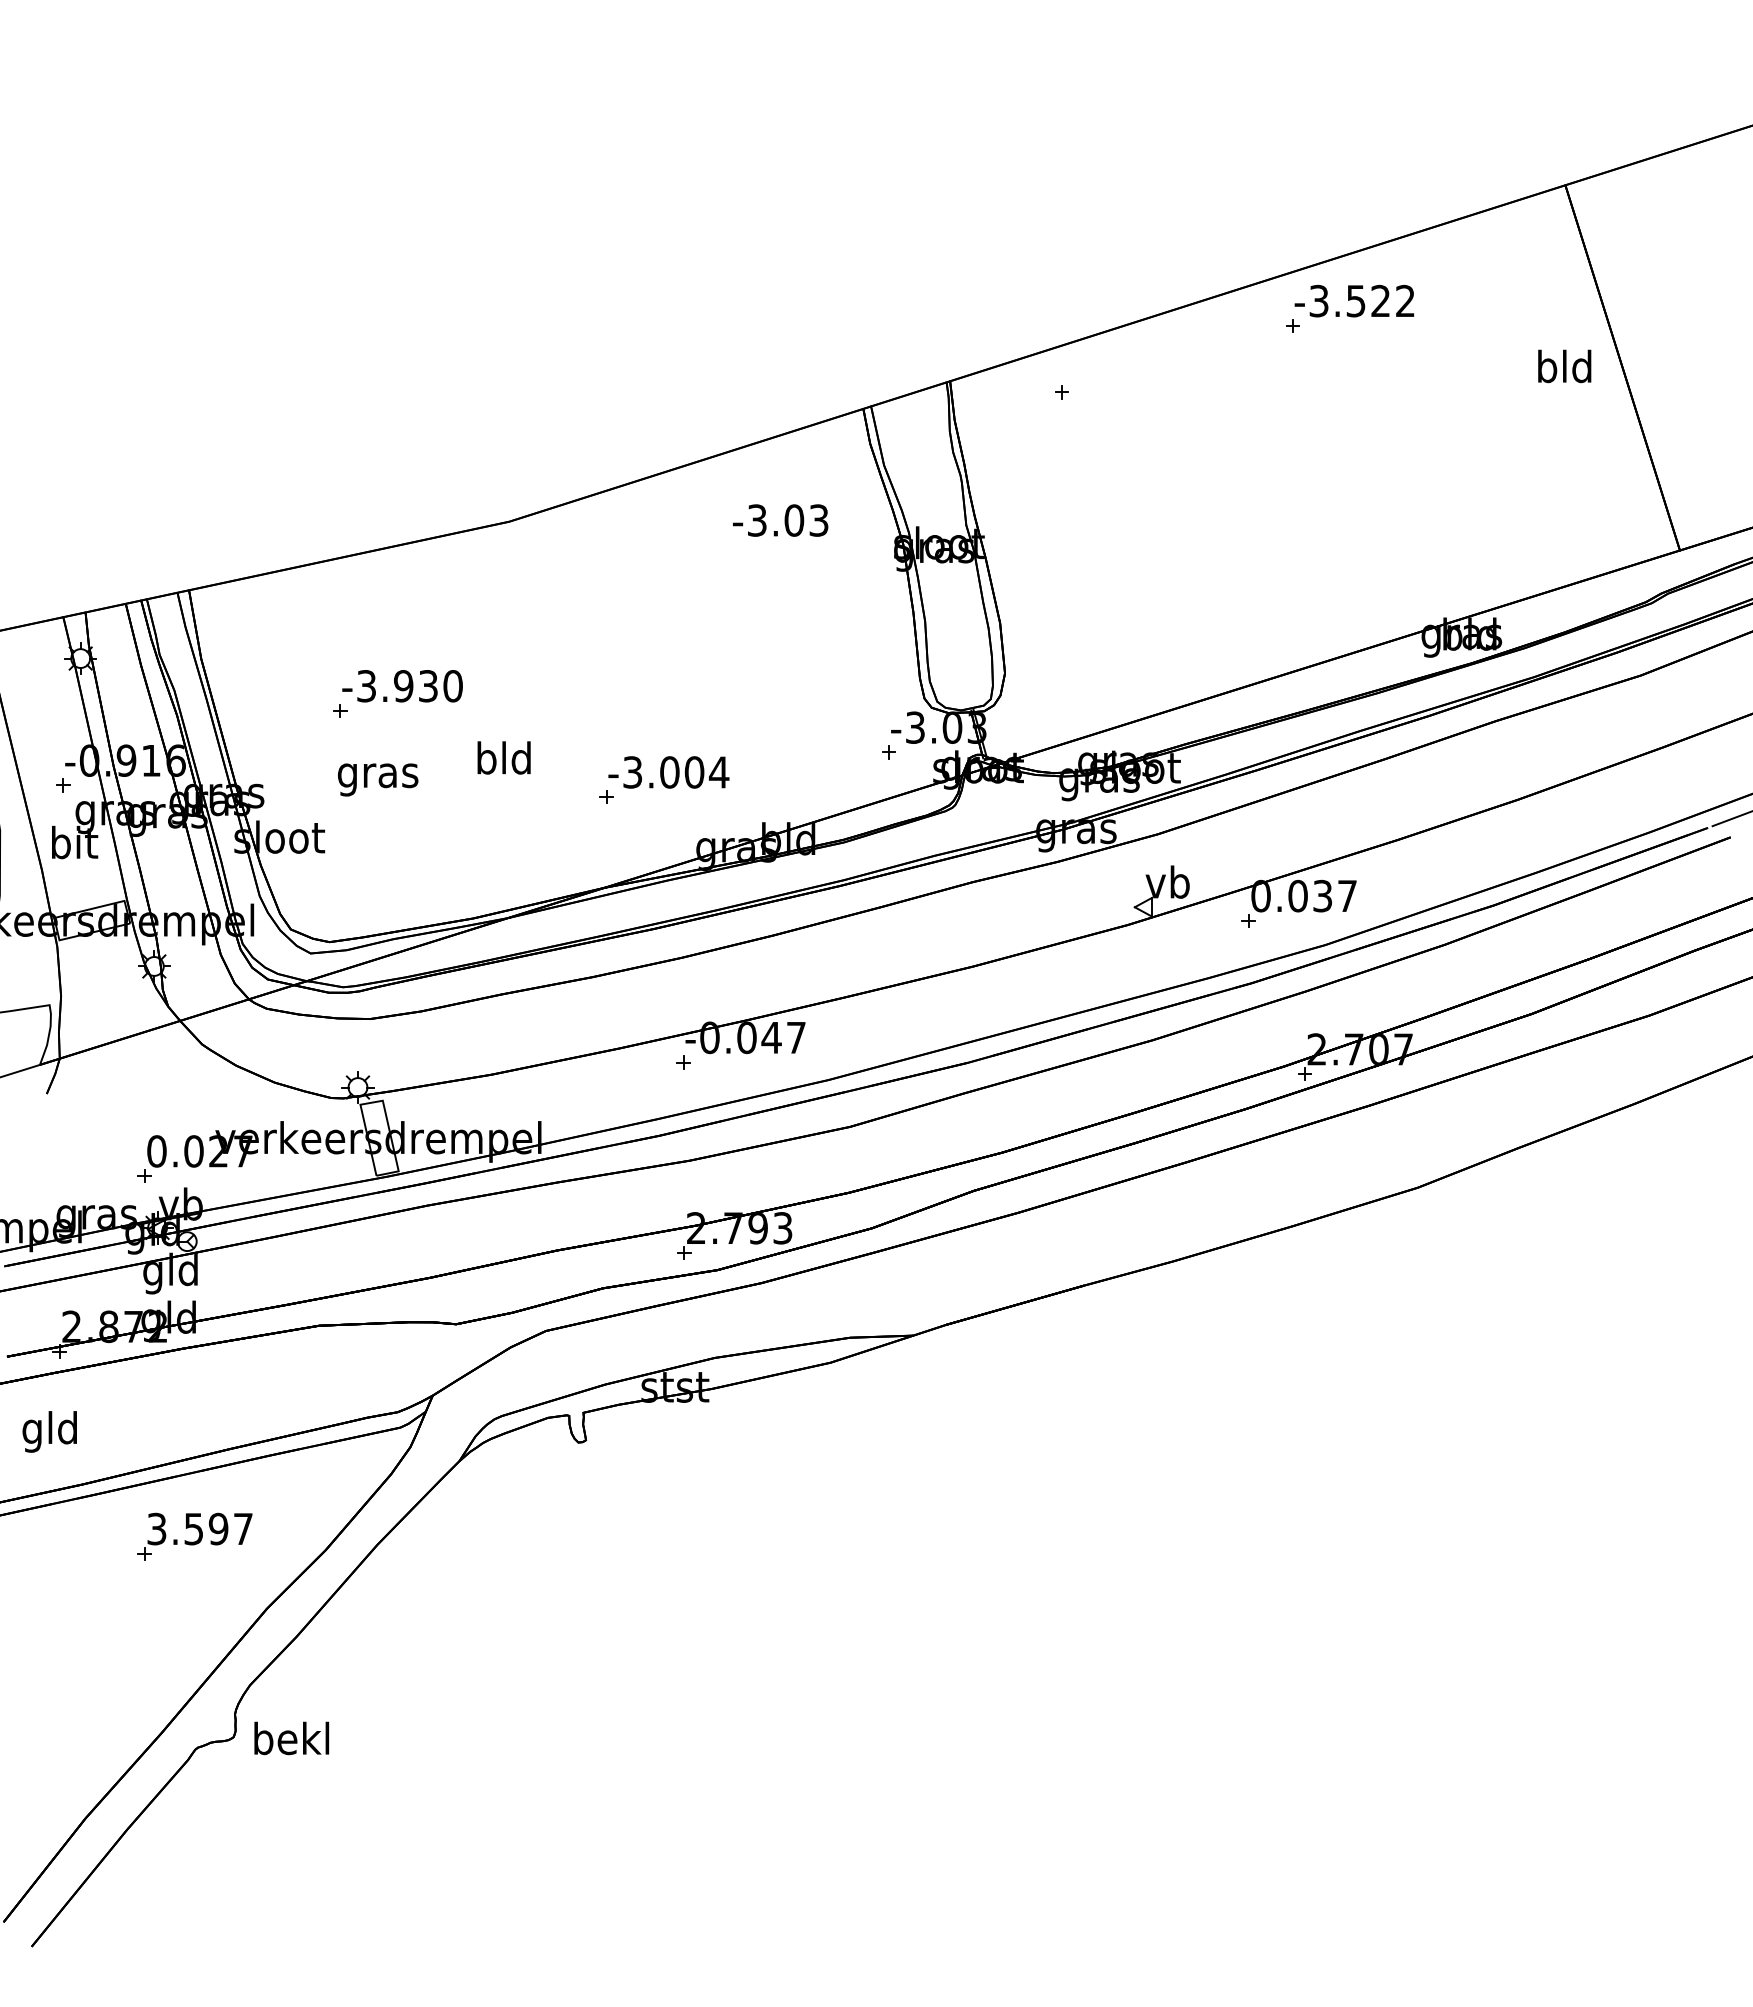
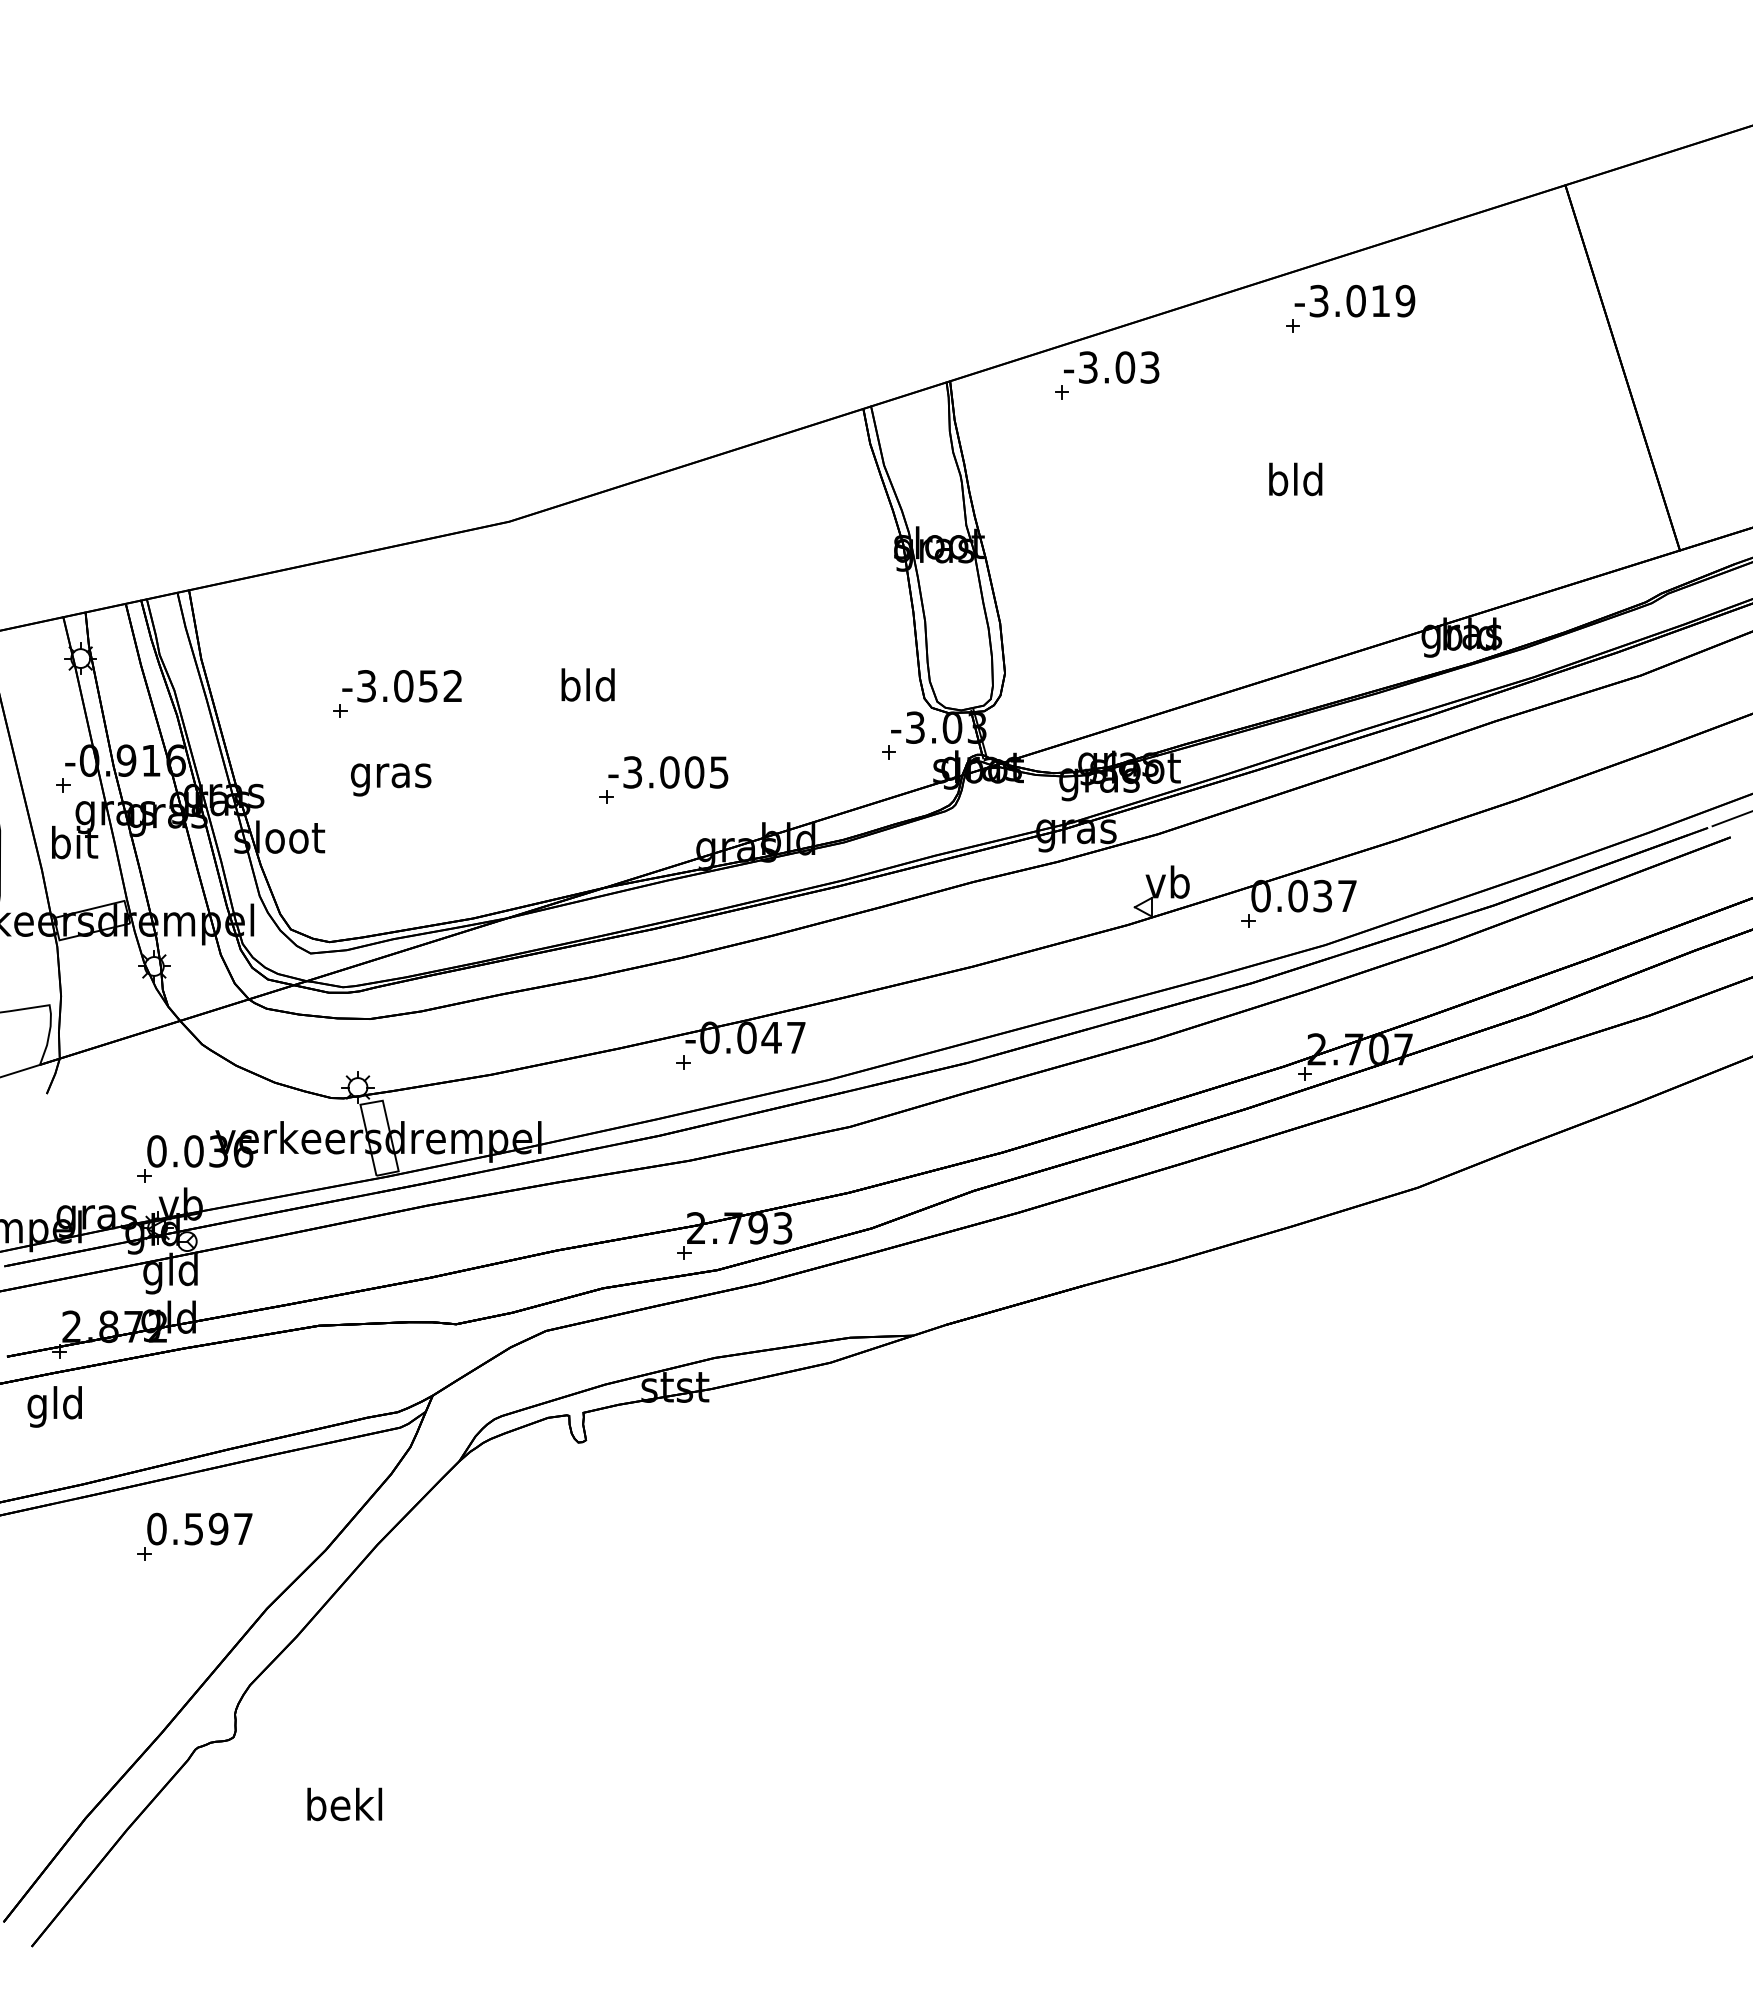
text: -3.522 -> -3.019 (1380, 300)
text position: (1564, 366) -> (1295, 479) (1295, 479)
text position: (780, 520) -> (1111, 367) (1111, 367)
text: -3.930 -> -3.052 (428, 686)
text position: (503, 757) -> (587, 684) (587, 684)
text: -3.004 -> -3.005 (718, 772)
text position: (378, 779) -> (391, 779) (391, 779)
text: 0.027 -> 0.036 (231, 1151)
text position: (49, 1431) -> (54, 1406) (54, 1406)
text: 3.597 -> 0.597 (156, 1528)
text position: (291, 1738) -> (344, 1804) (344, 1804)
